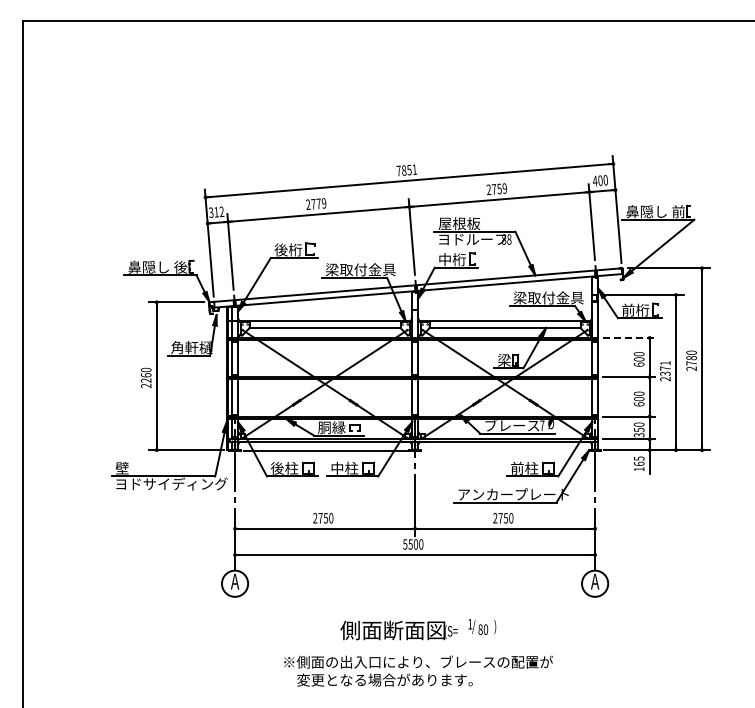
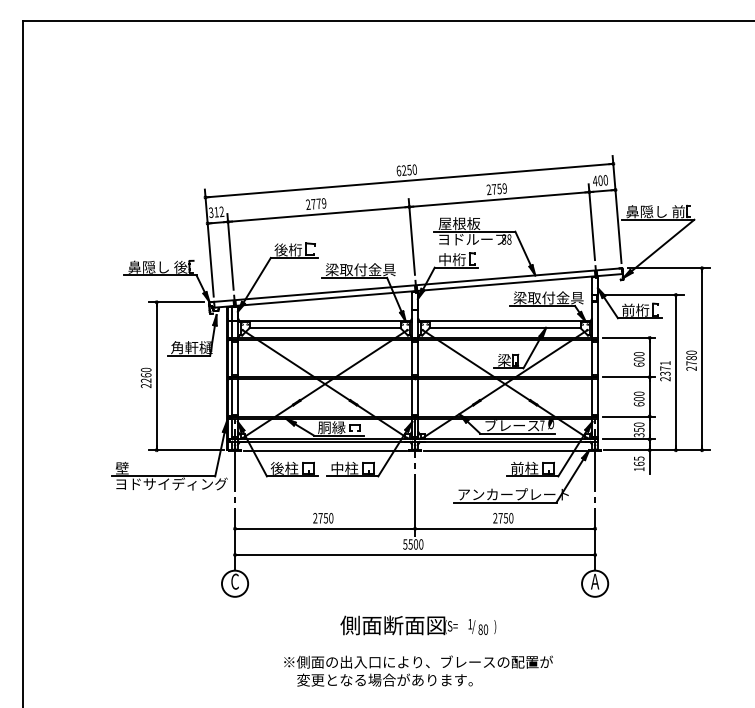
text: 7851 -> 6250 (406, 170)
line: dashed -> solid (628, 337)
line: none -> present (504, 450)
text: A -> C (235, 581)
text position: (398, 630) -> (398, 625) (398, 625)
